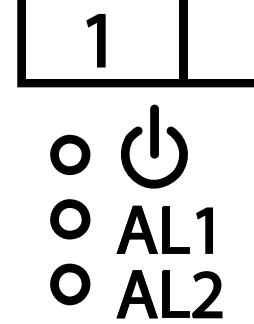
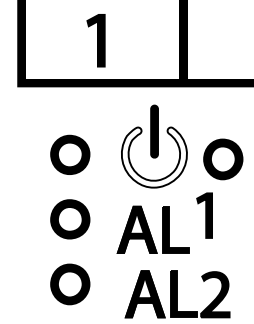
fill: present -> none (153, 157)
part: none -> present (223, 159)
part position: (204, 230) -> (204, 215) (204, 215)
part position: (169, 294) -> (177, 294) (177, 294)
